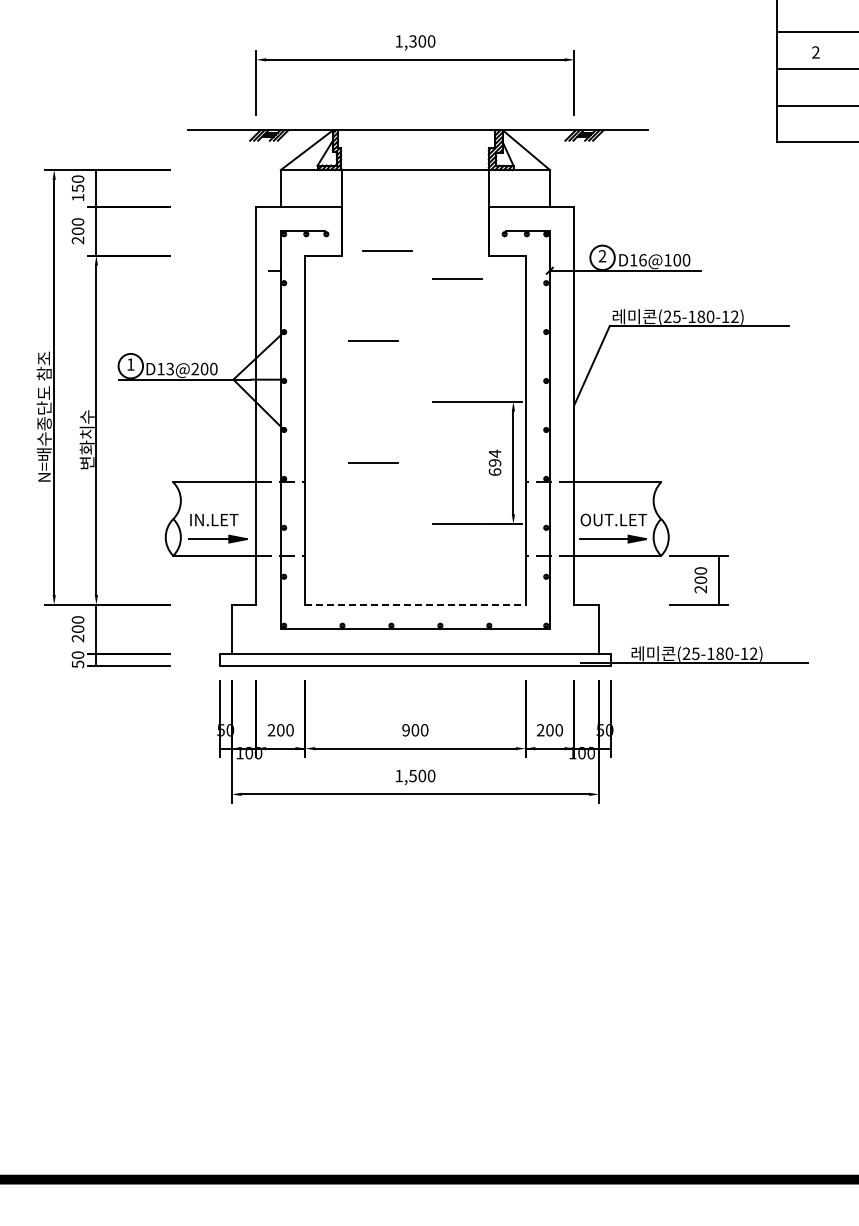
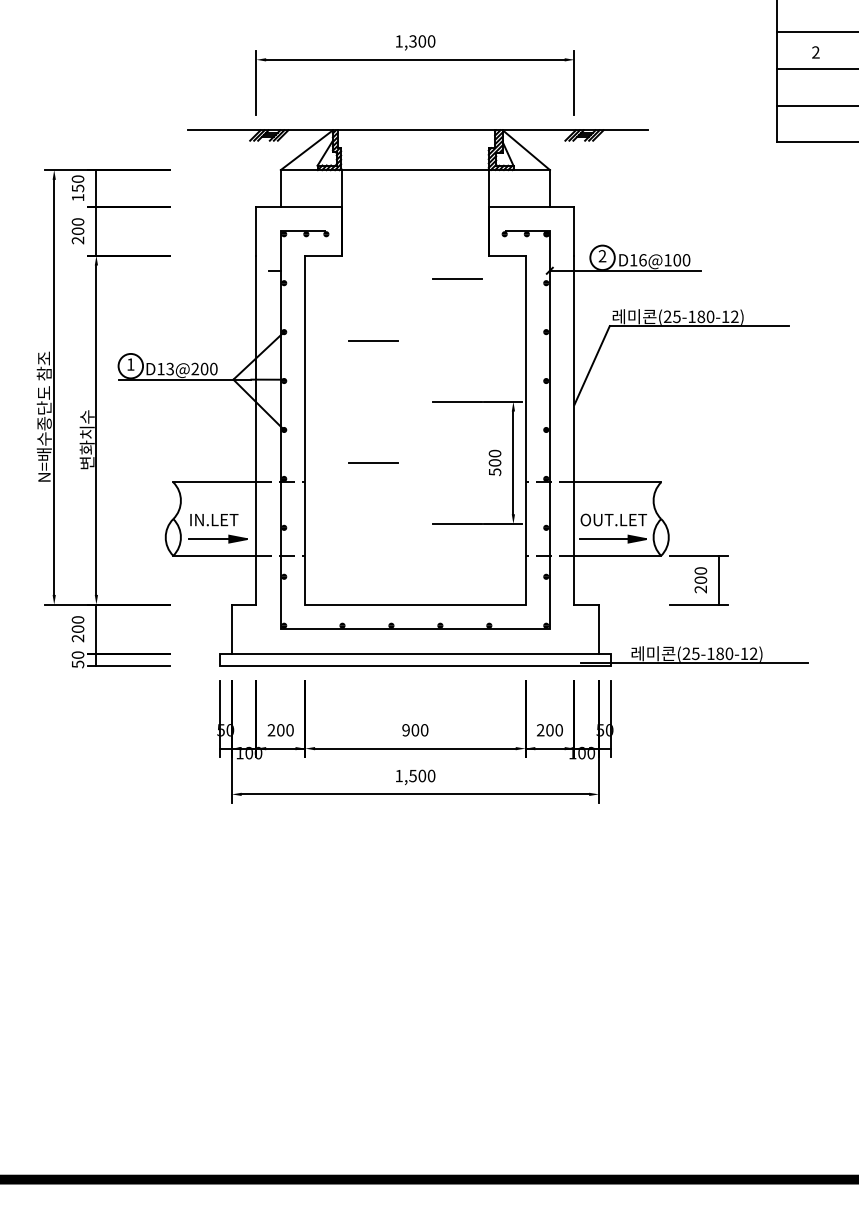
line: present -> none (387, 250)
text: 694 -> 500 (494, 462)
line: dashed -> solid (415, 604)
